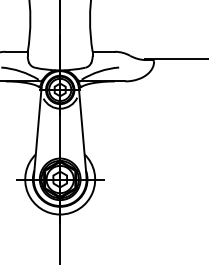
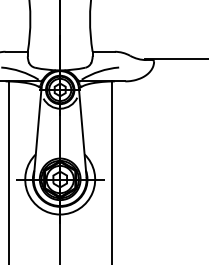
line: none -> present (8, 171)
line: none -> present (111, 171)
